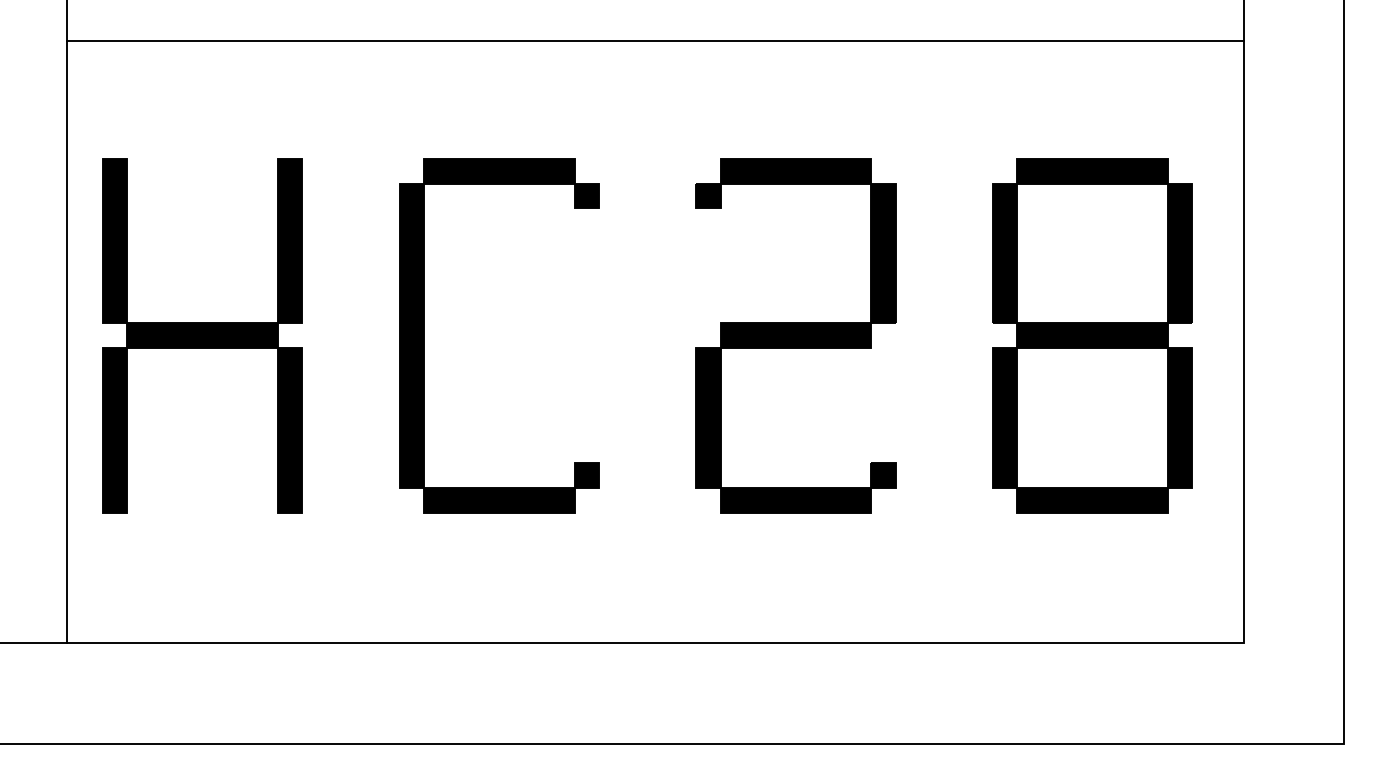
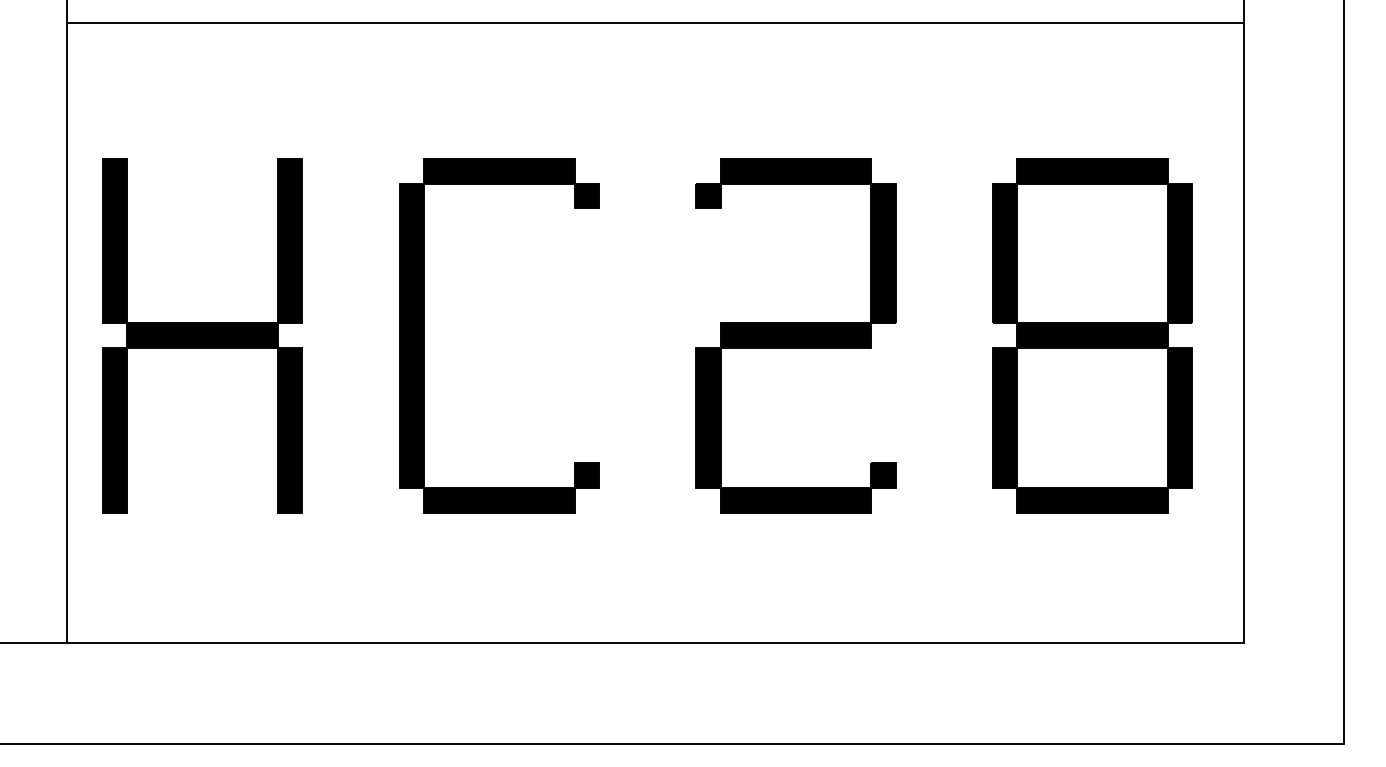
line position: (654, 41) -> (654, 23) (654, 23)
